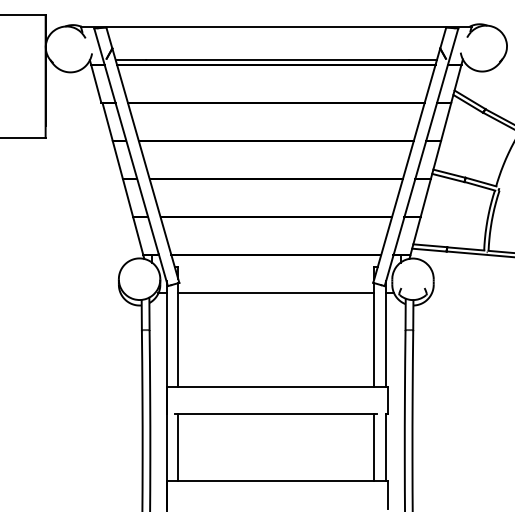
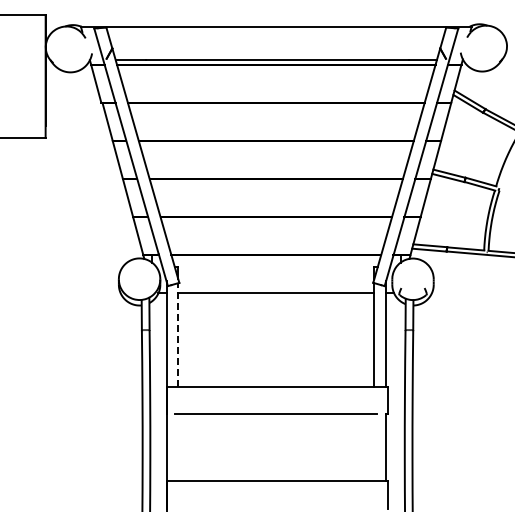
line: solid -> dashed (178, 334)
line: present -> none (178, 447)
line: present -> none (374, 447)
